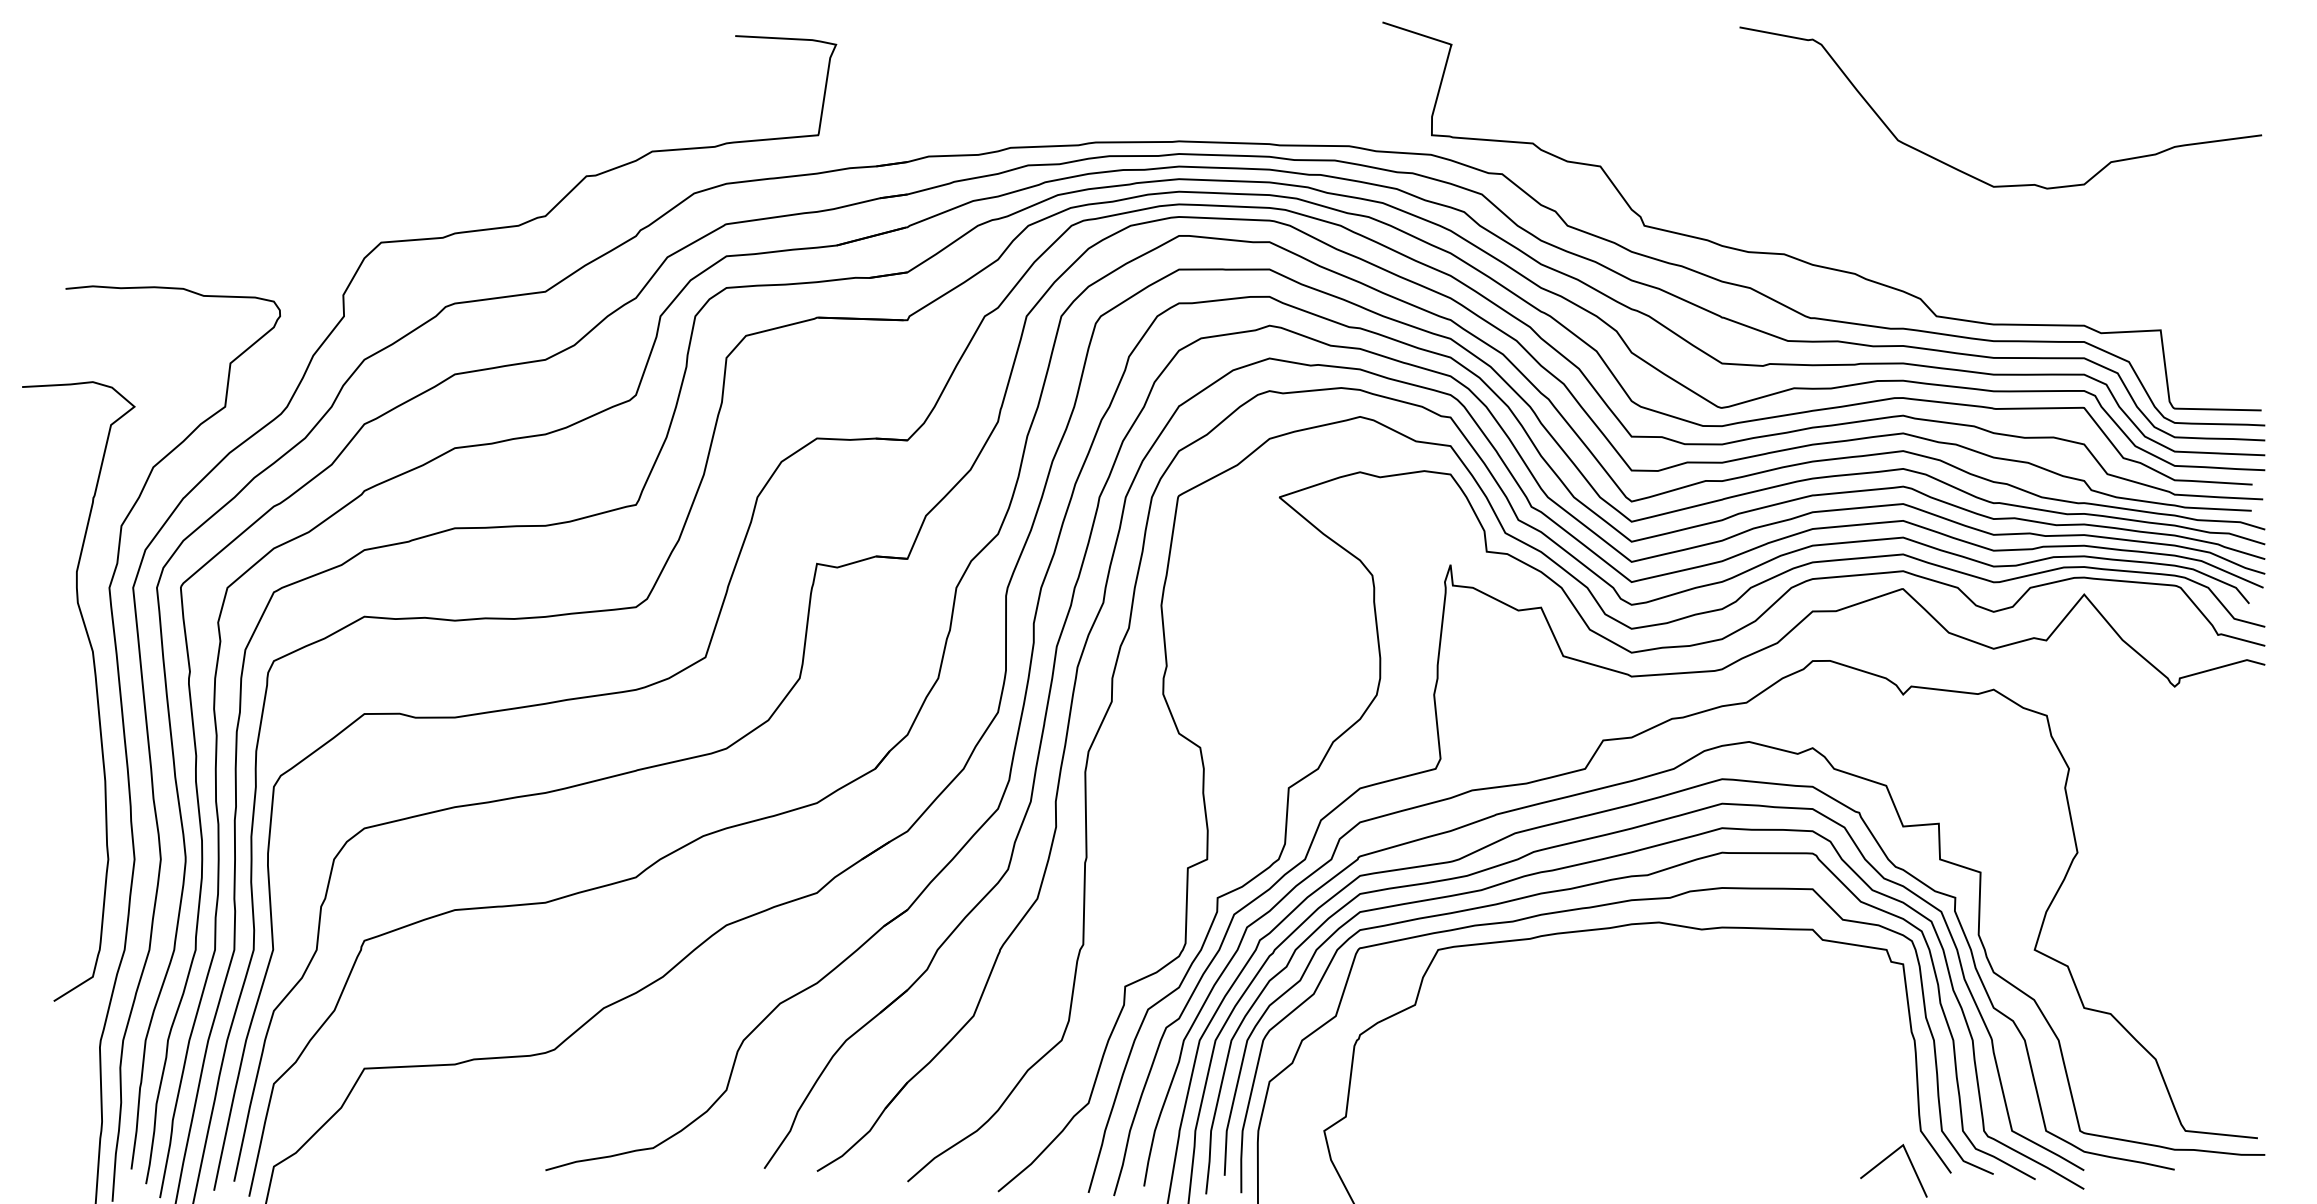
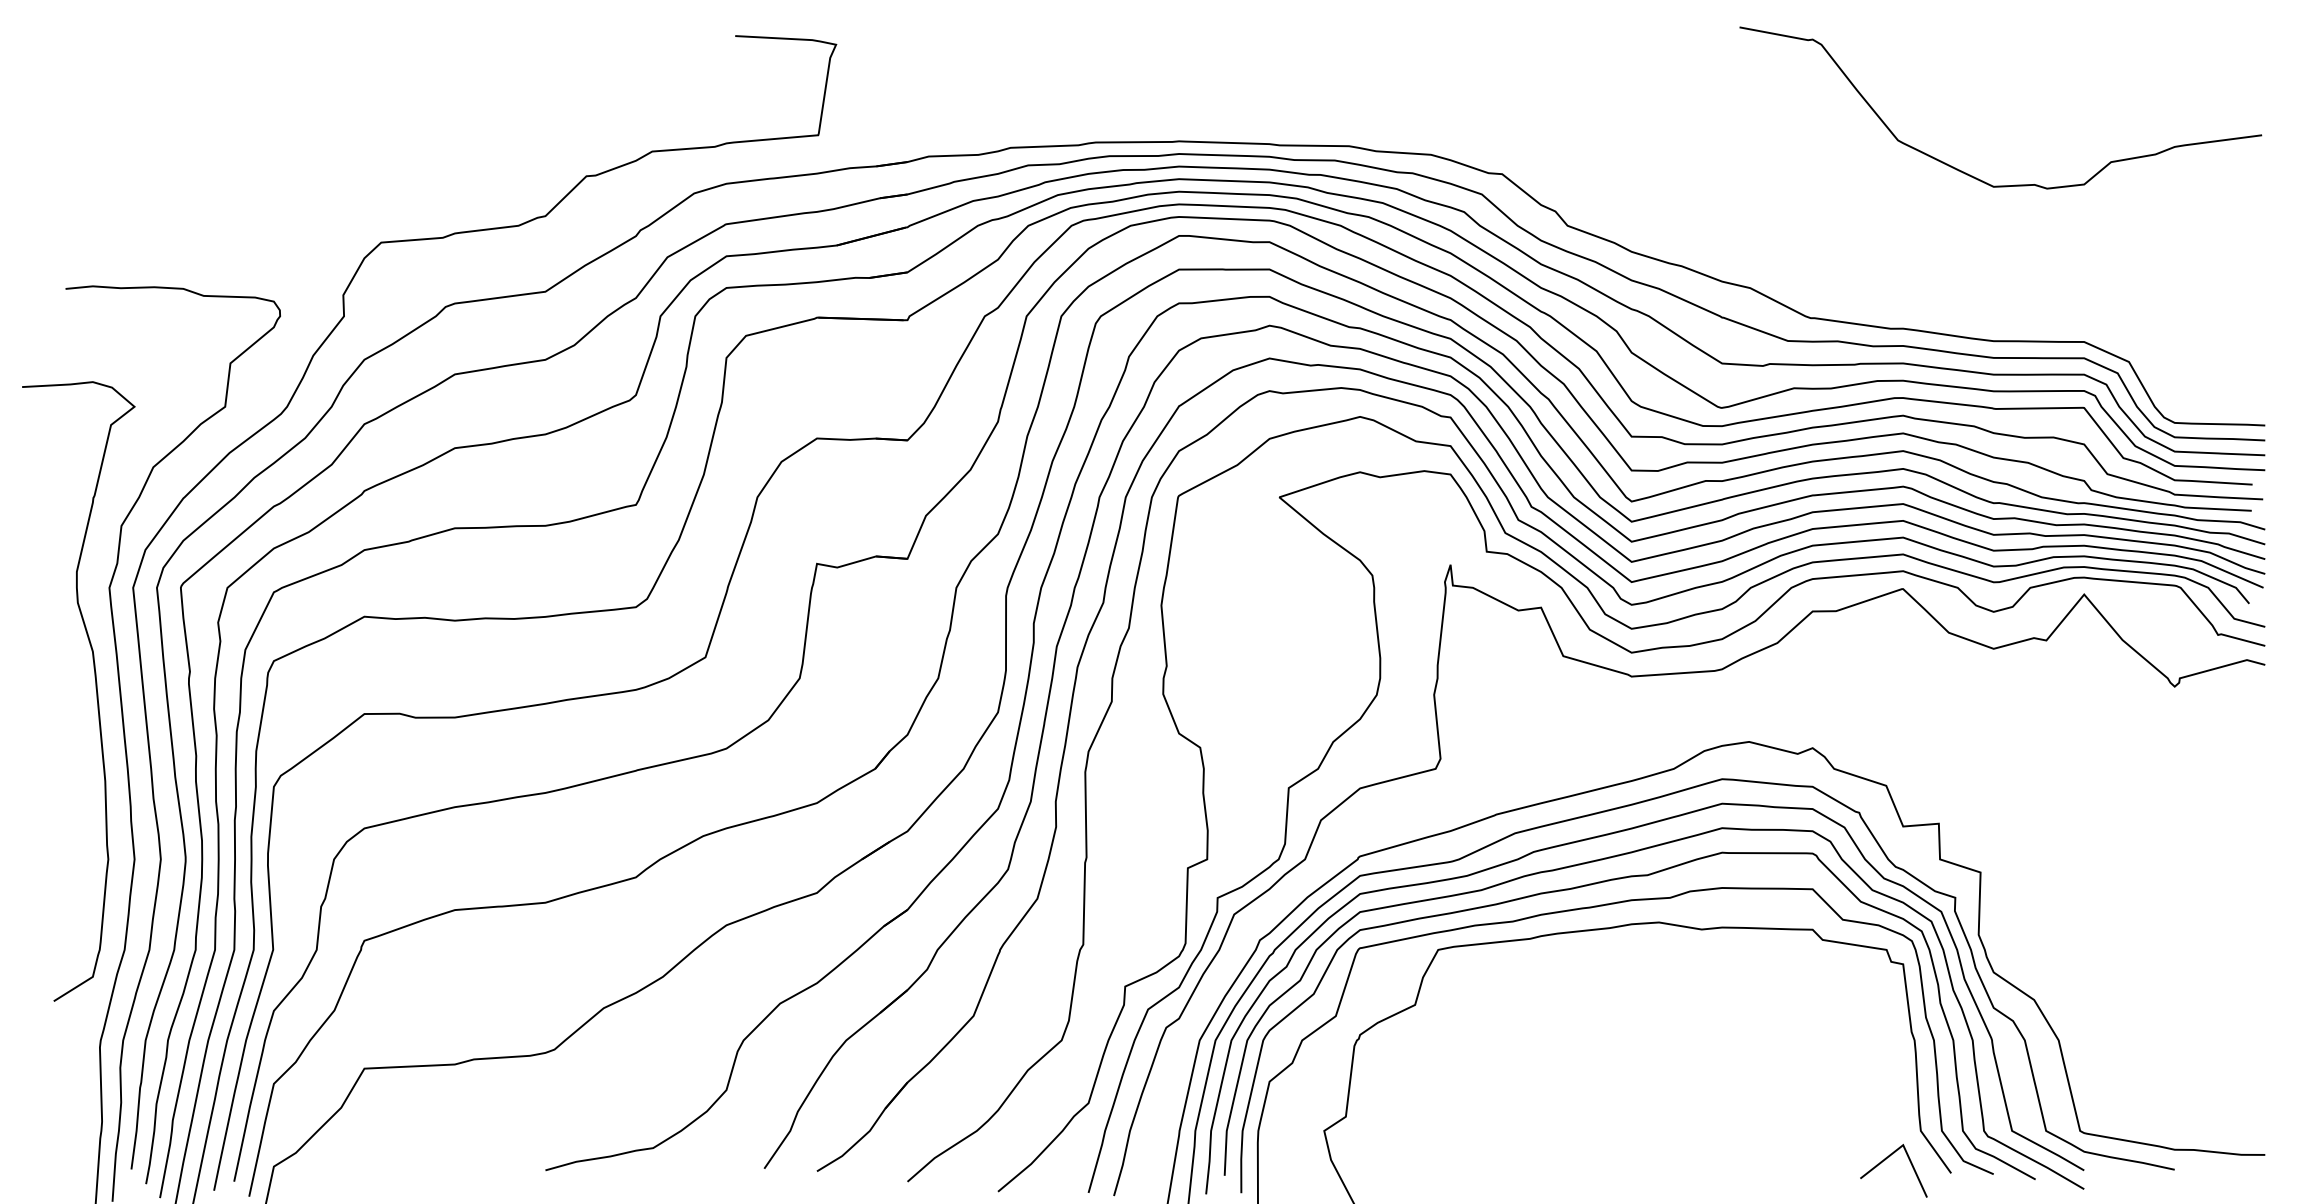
curve: present -> none (1804, 260)
curve: present -> none (1585, 769)
